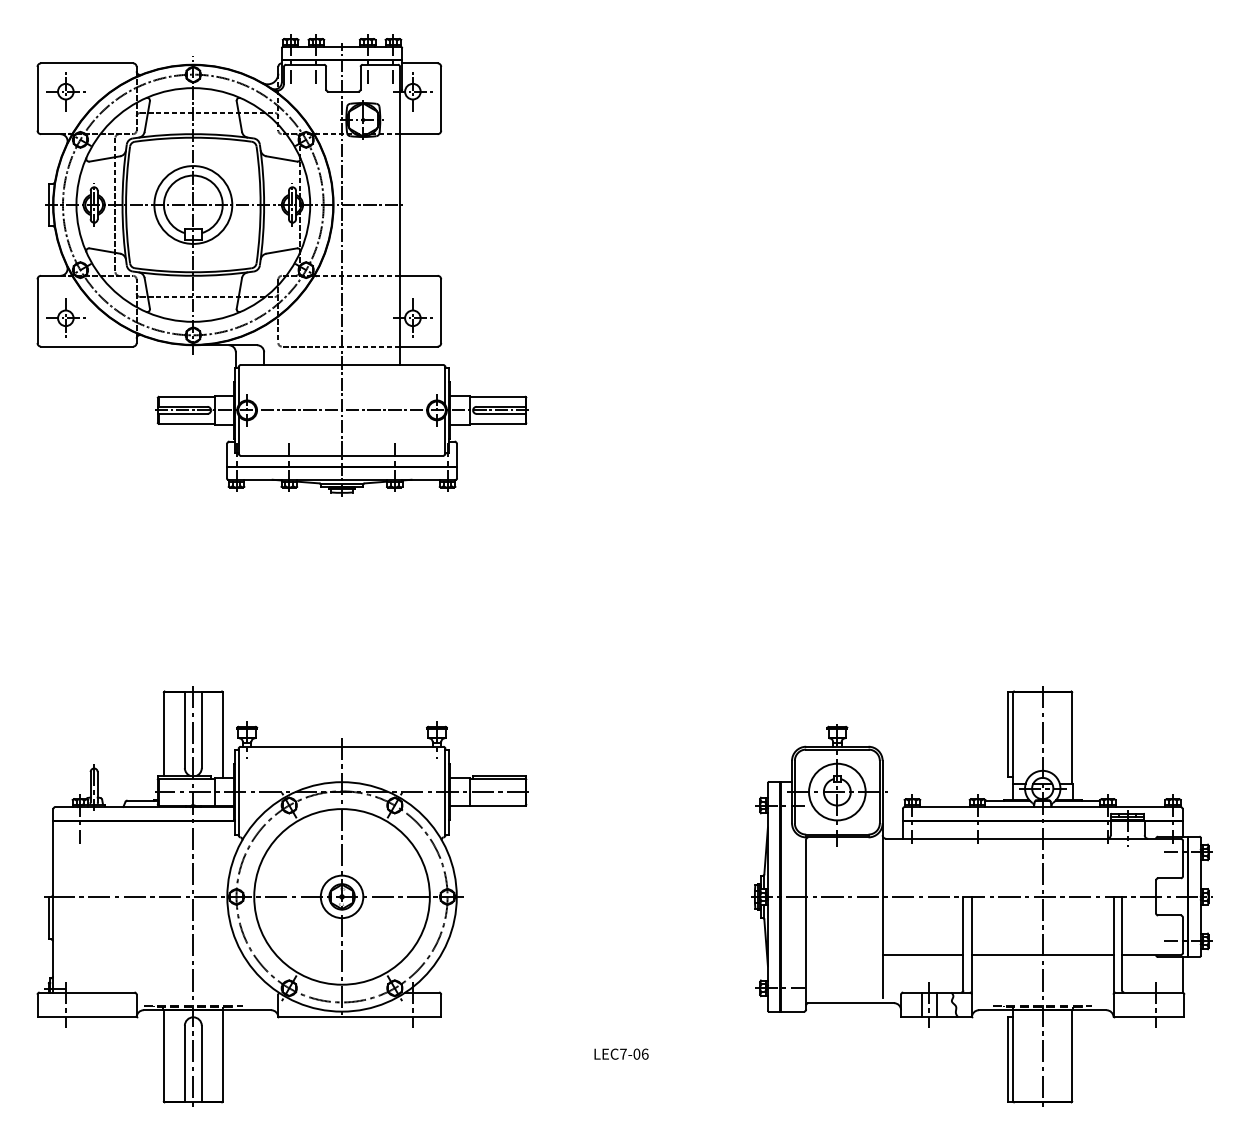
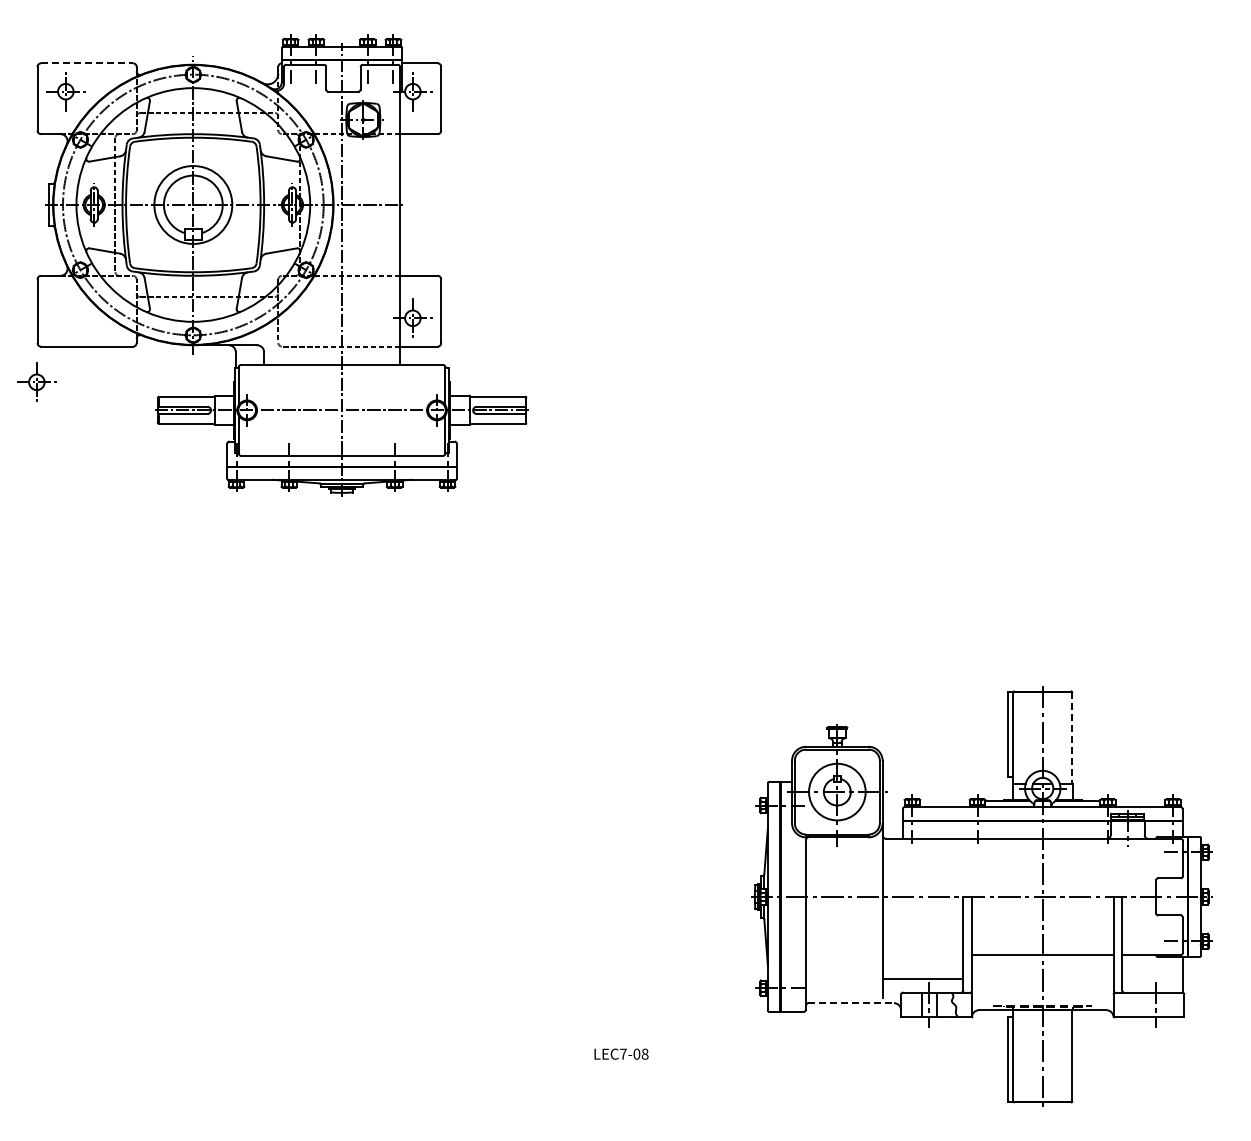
line: solid -> dashed (87, 63)
part position: (65, 317) -> (36, 381) (36, 381)
line: solid -> dashed (1072, 737)
part: present -> none (282, 896)
line position: (922, 954) -> (922, 978) (922, 978)
line: solid -> dashed (851, 1003)
text: LEC7-06 -> LEC7-08 (644, 1053)
